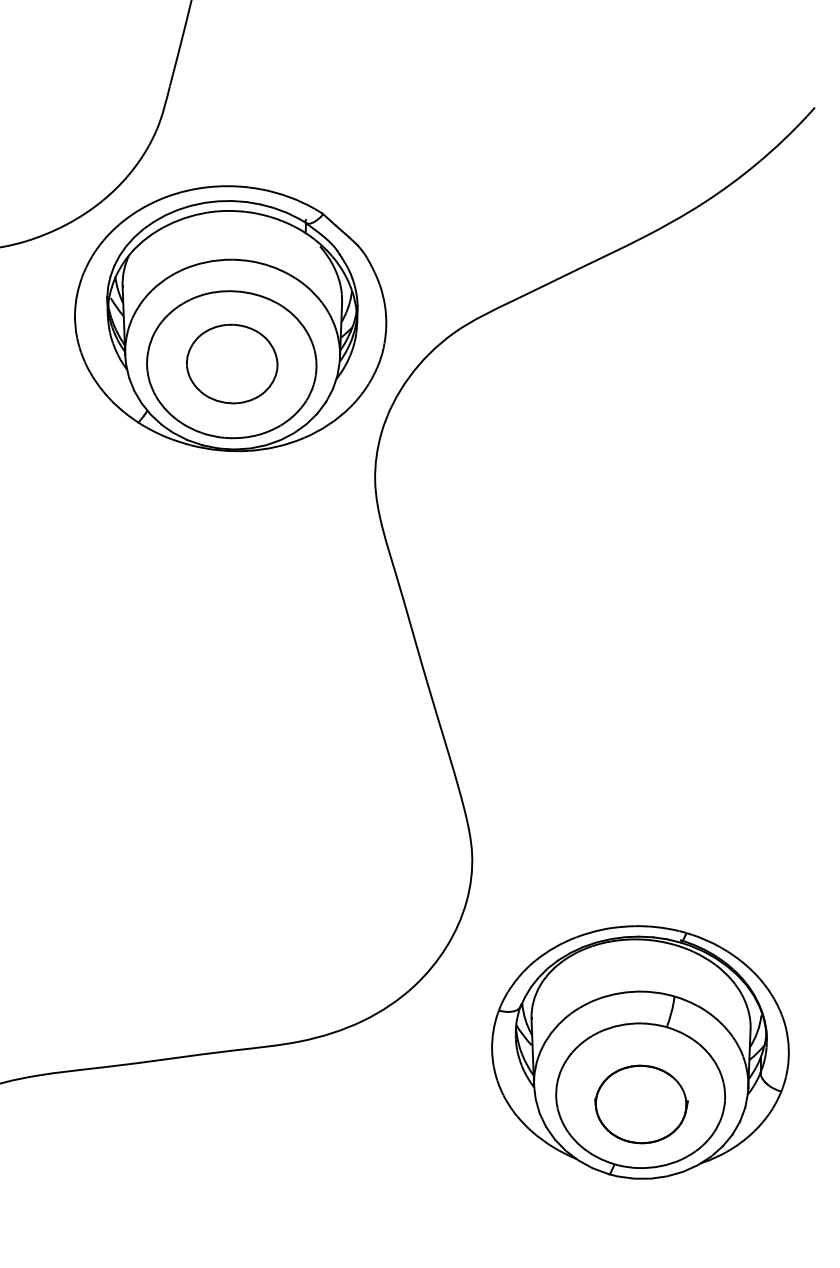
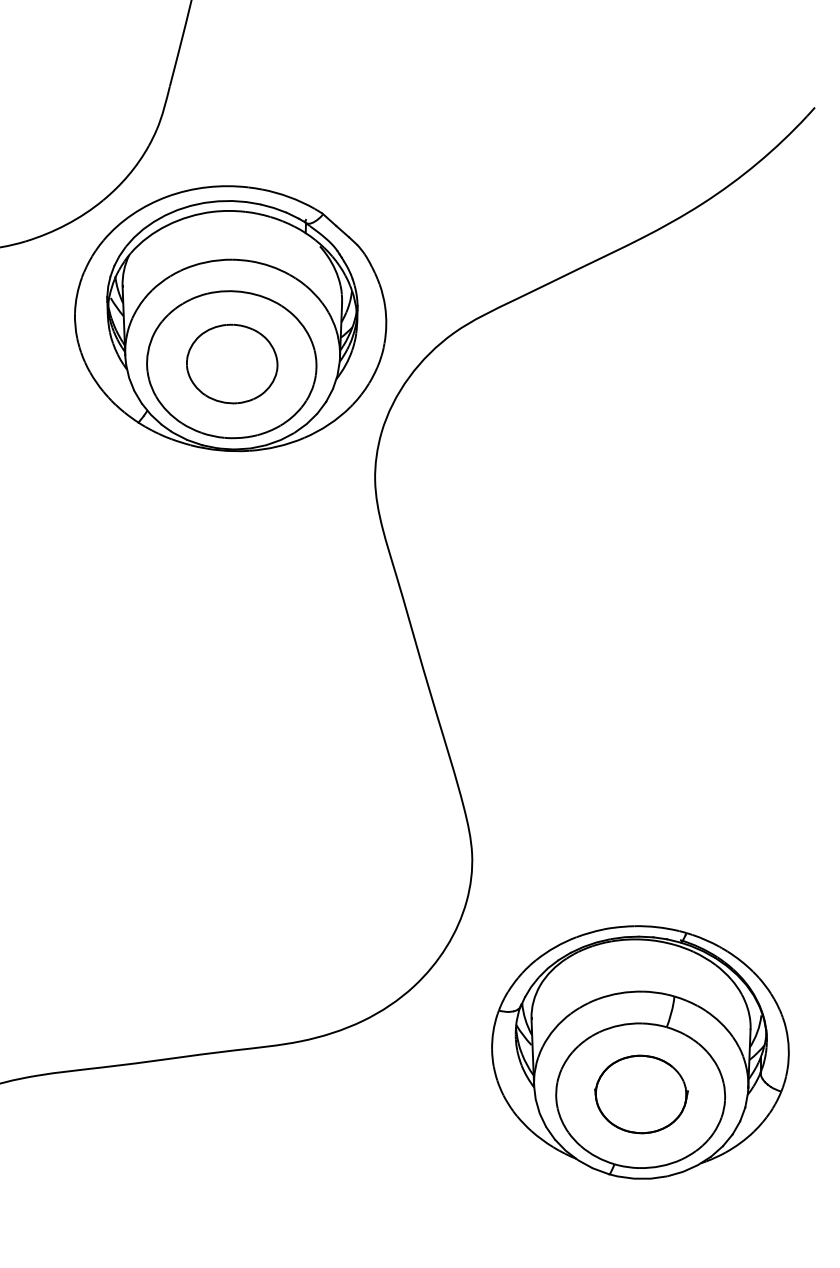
part position: (641, 1104) -> (641, 1094) (641, 1094)
